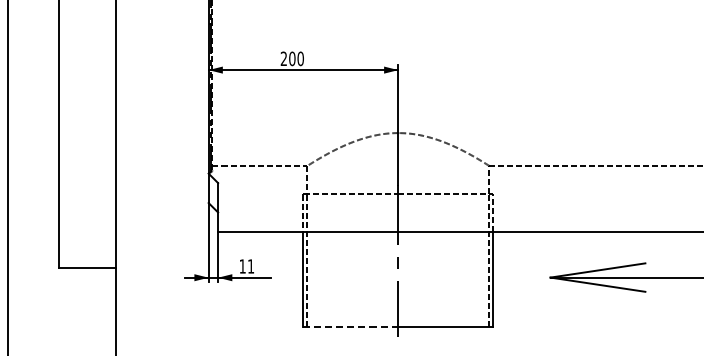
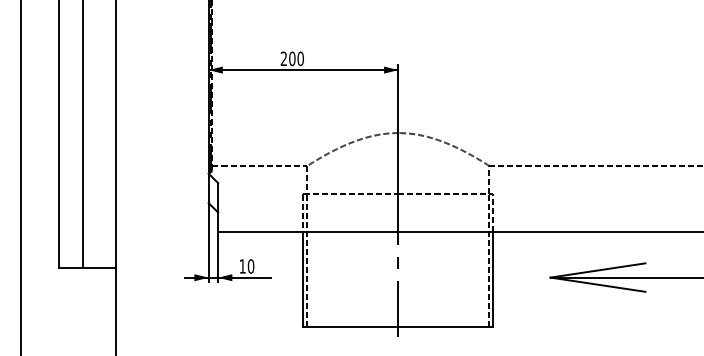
line: none -> present (82, 135)
line position: (8, 177) -> (21, 177) (21, 177)
text: 11 -> 10 (250, 266)
line: dashed -> solid (351, 327)
